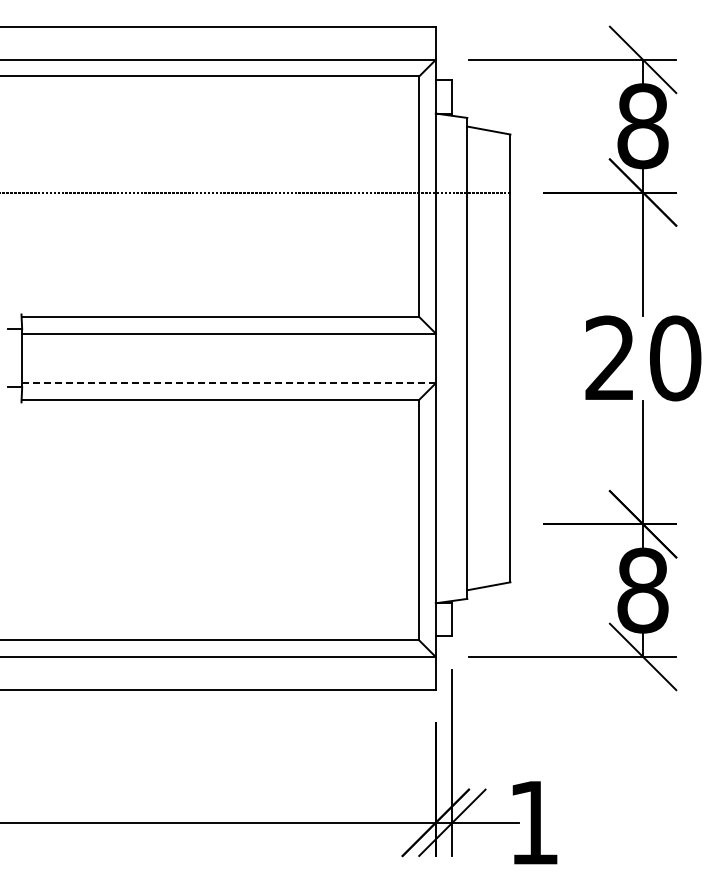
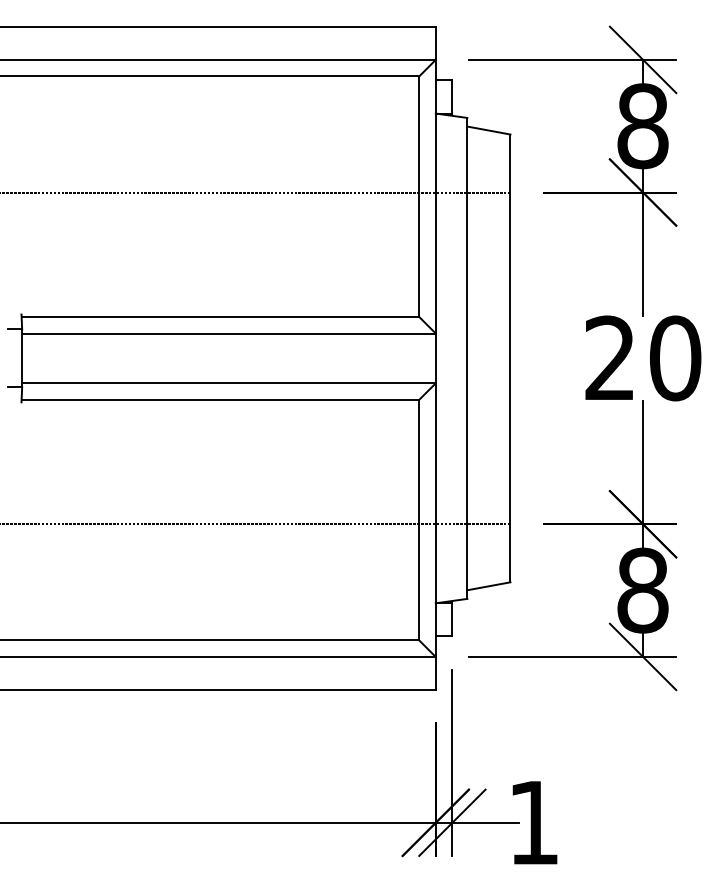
line: dashed -> solid (228, 383)
line: none -> present (256, 524)
